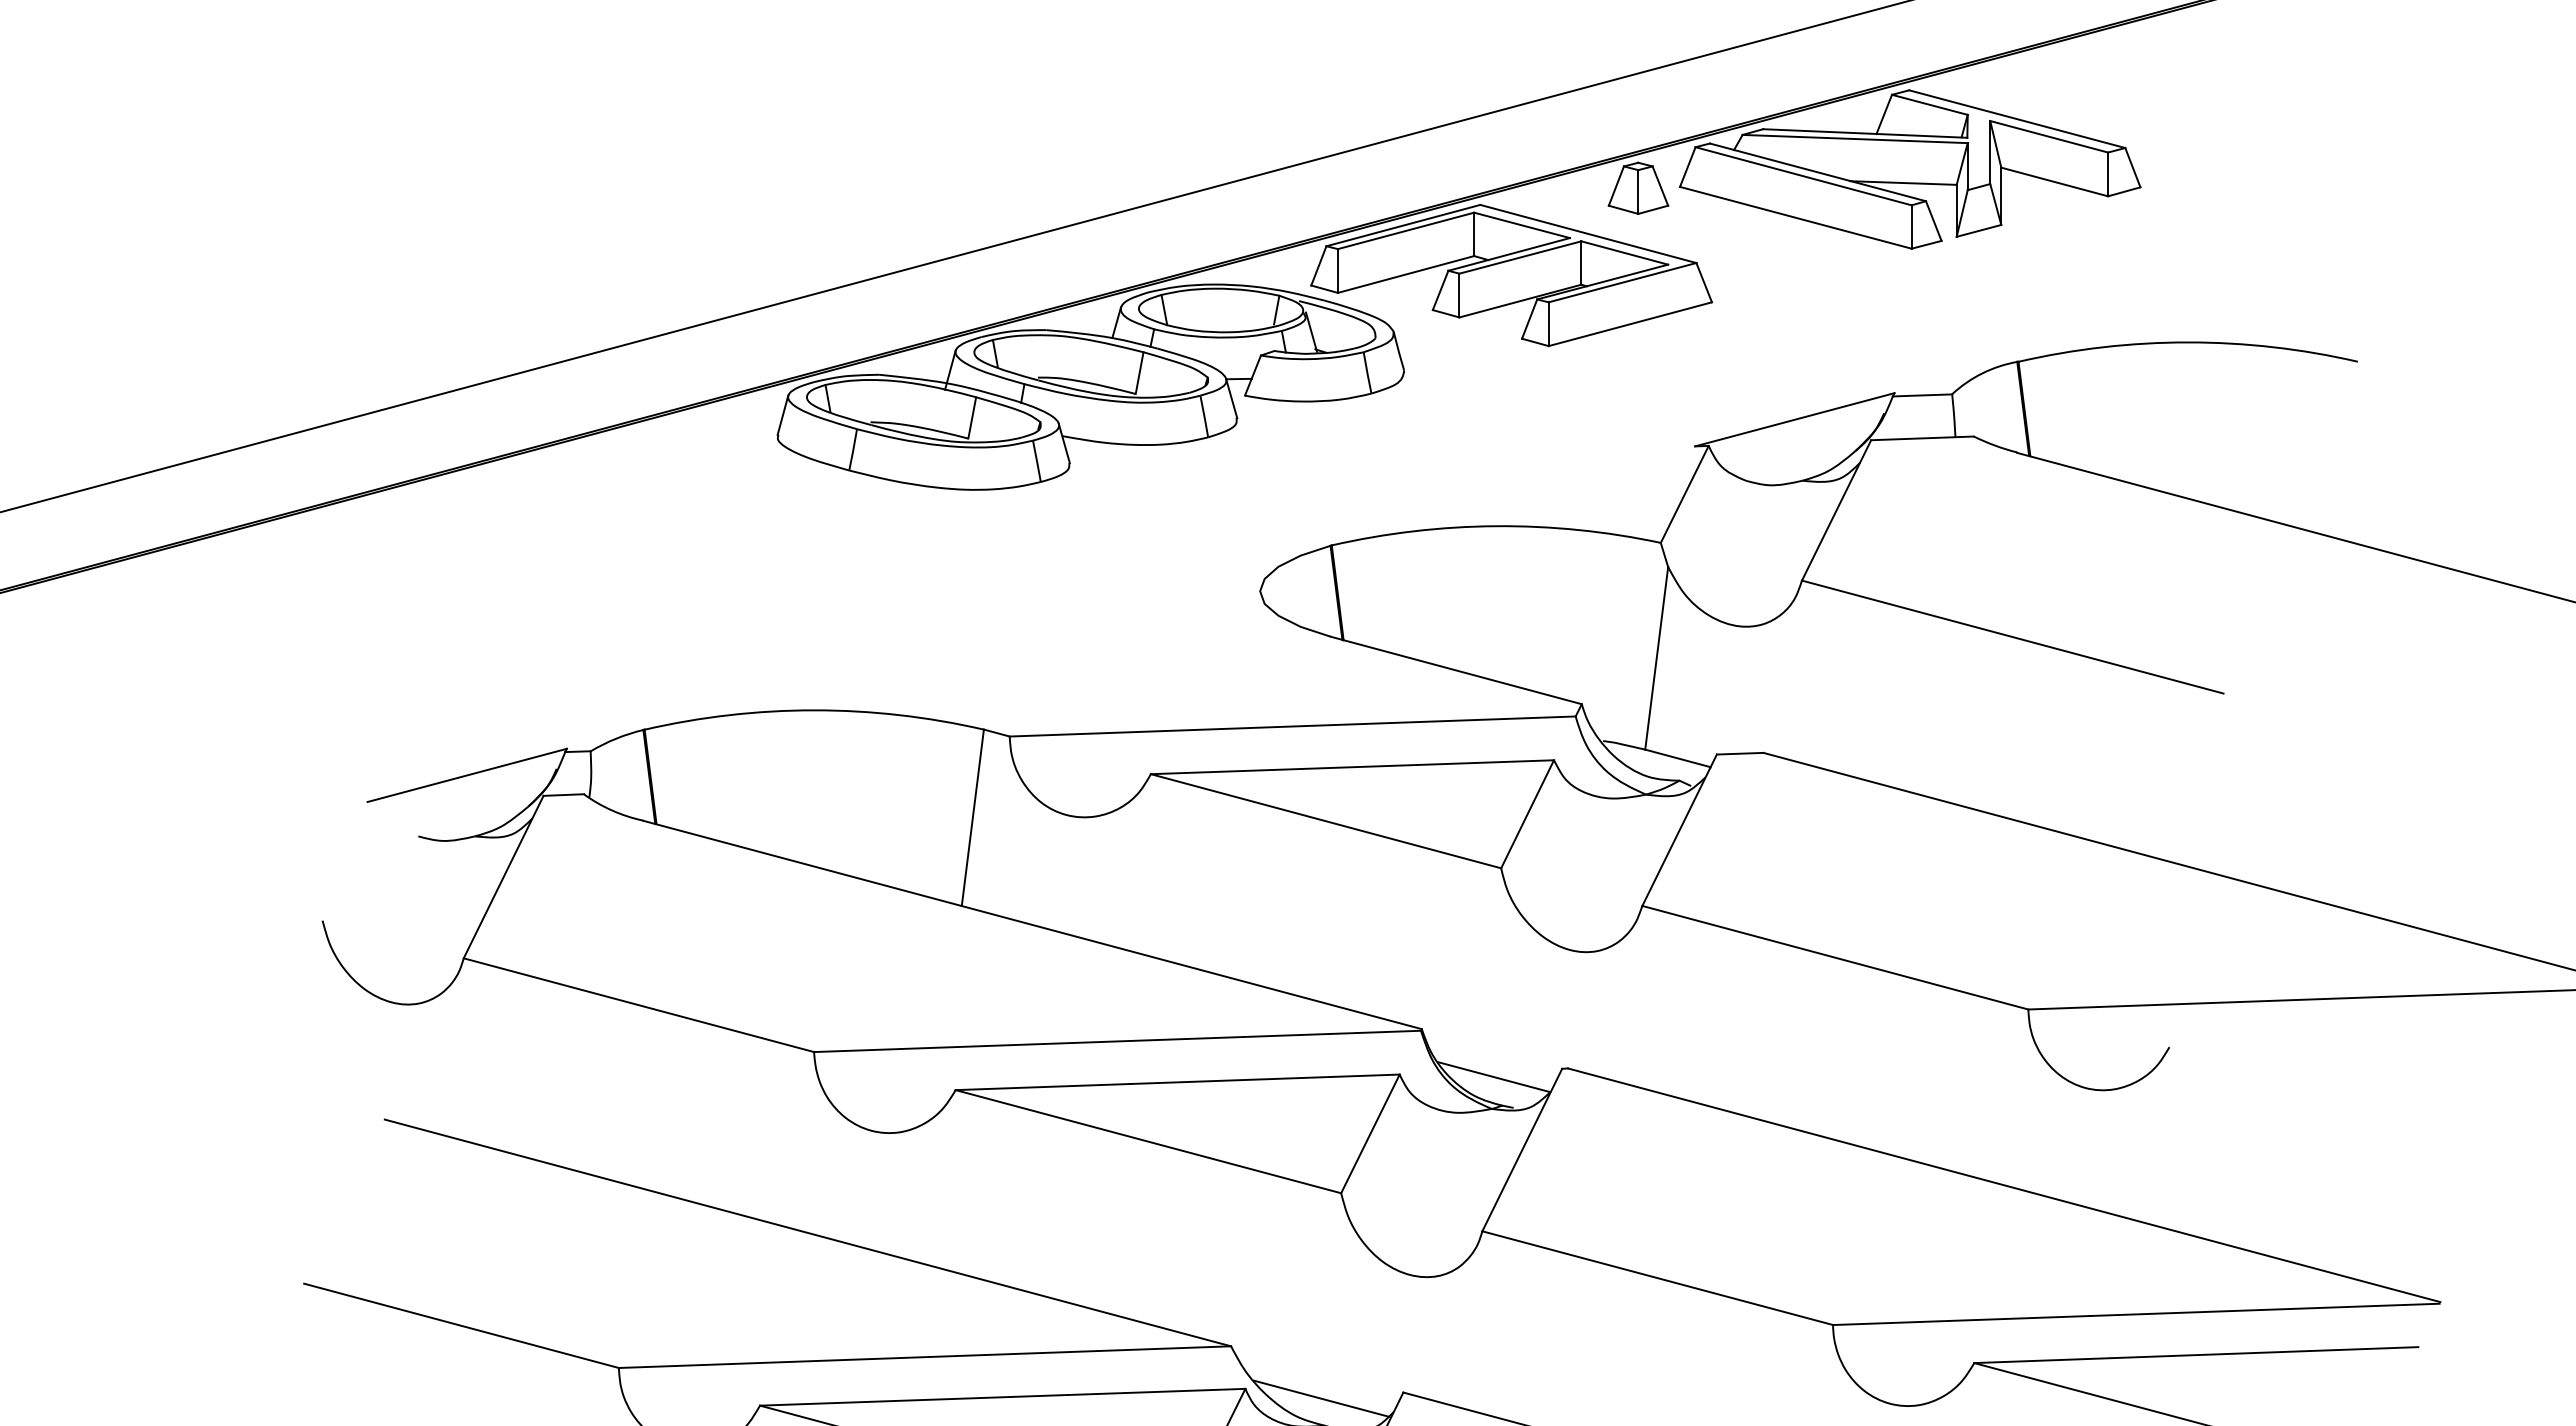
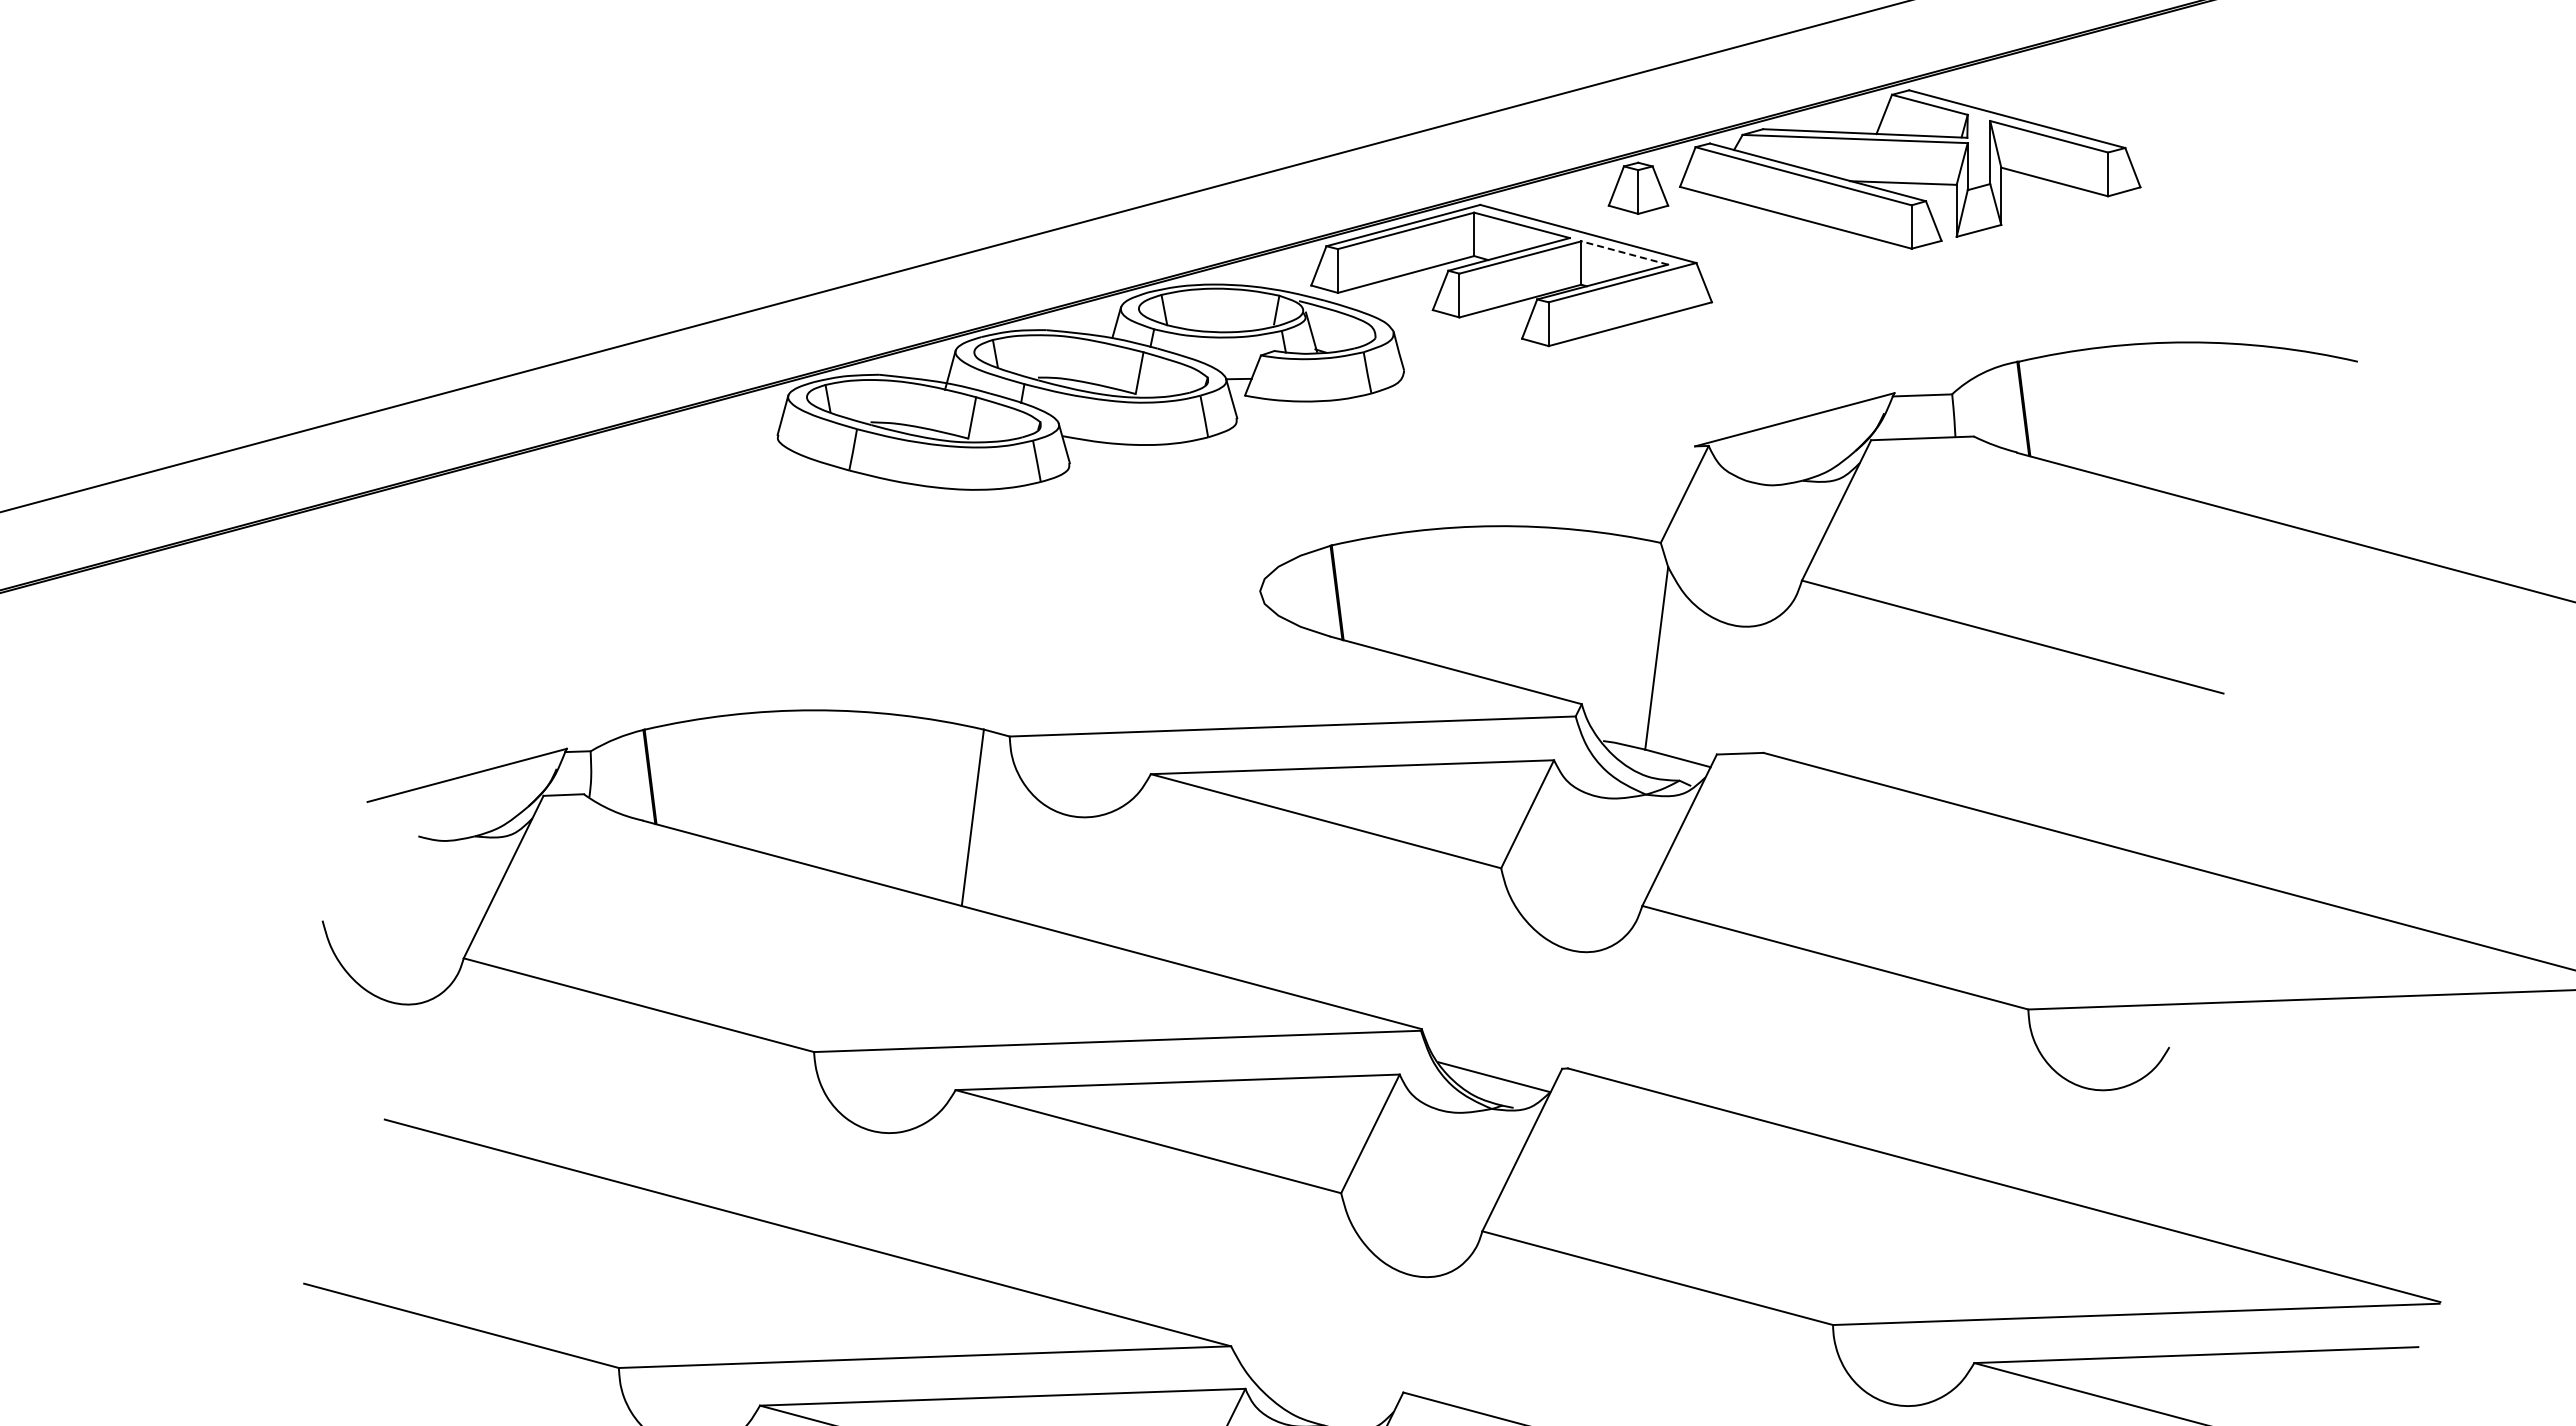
line: solid -> dashed (1624, 253)
line: present -> none (1321, 1398)
